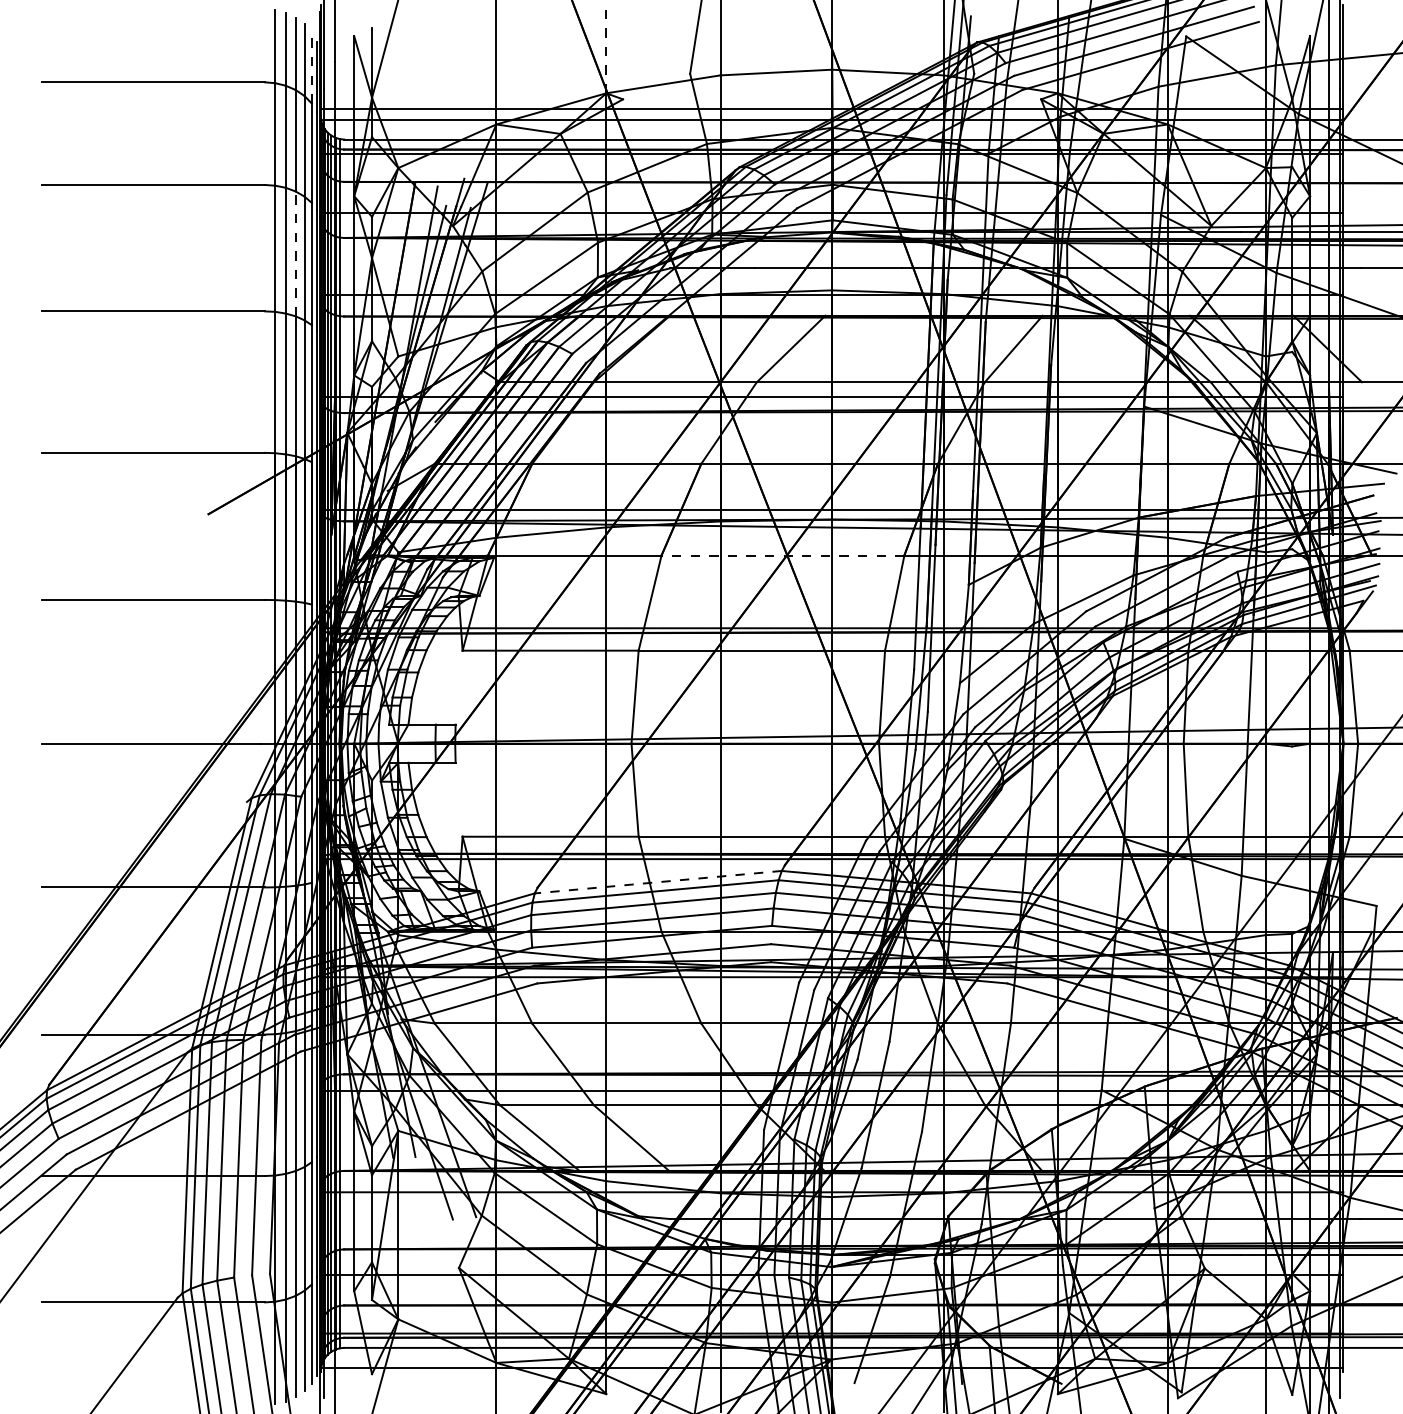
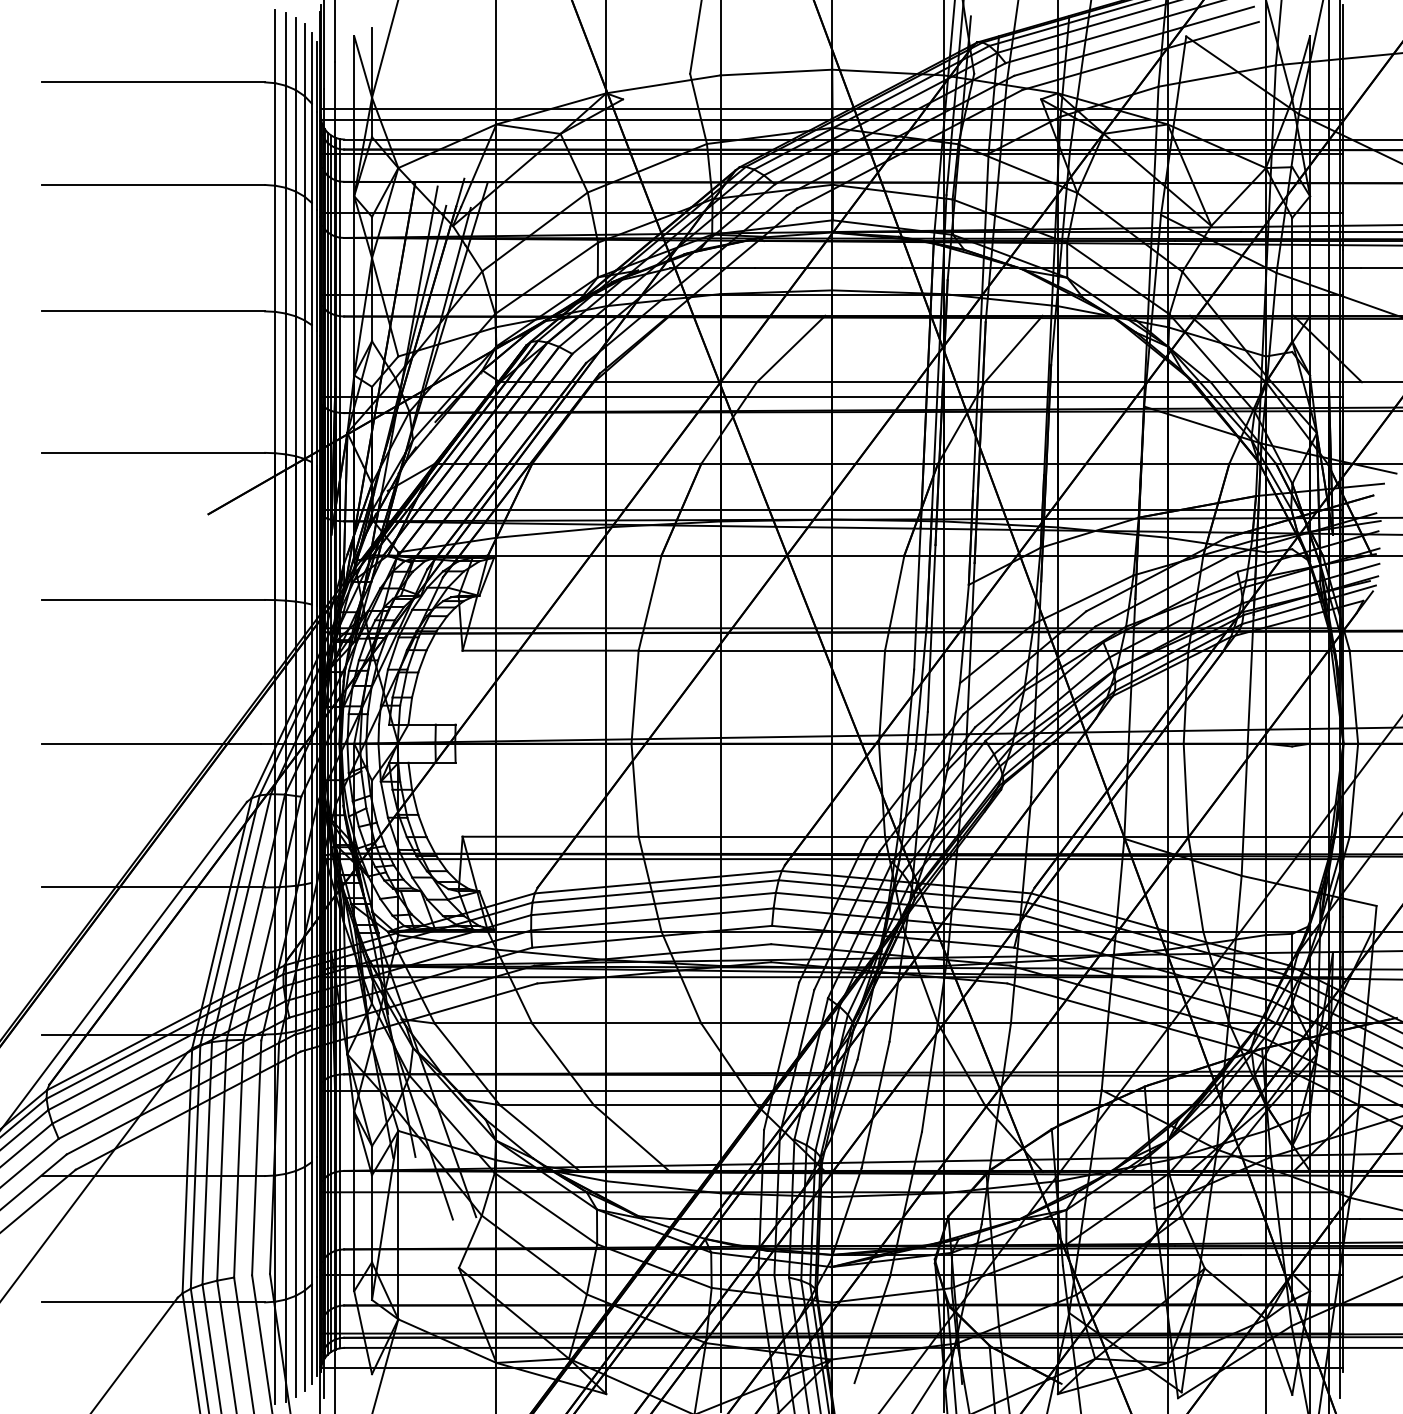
line: dashed -> solid (606, 46)
line: dashed -> solid (311, 68)
line: dashed -> solid (295, 253)
line: dashed -> solid (782, 555)
line: dashed -> solid (657, 882)
line: none -> present (124, 964)
